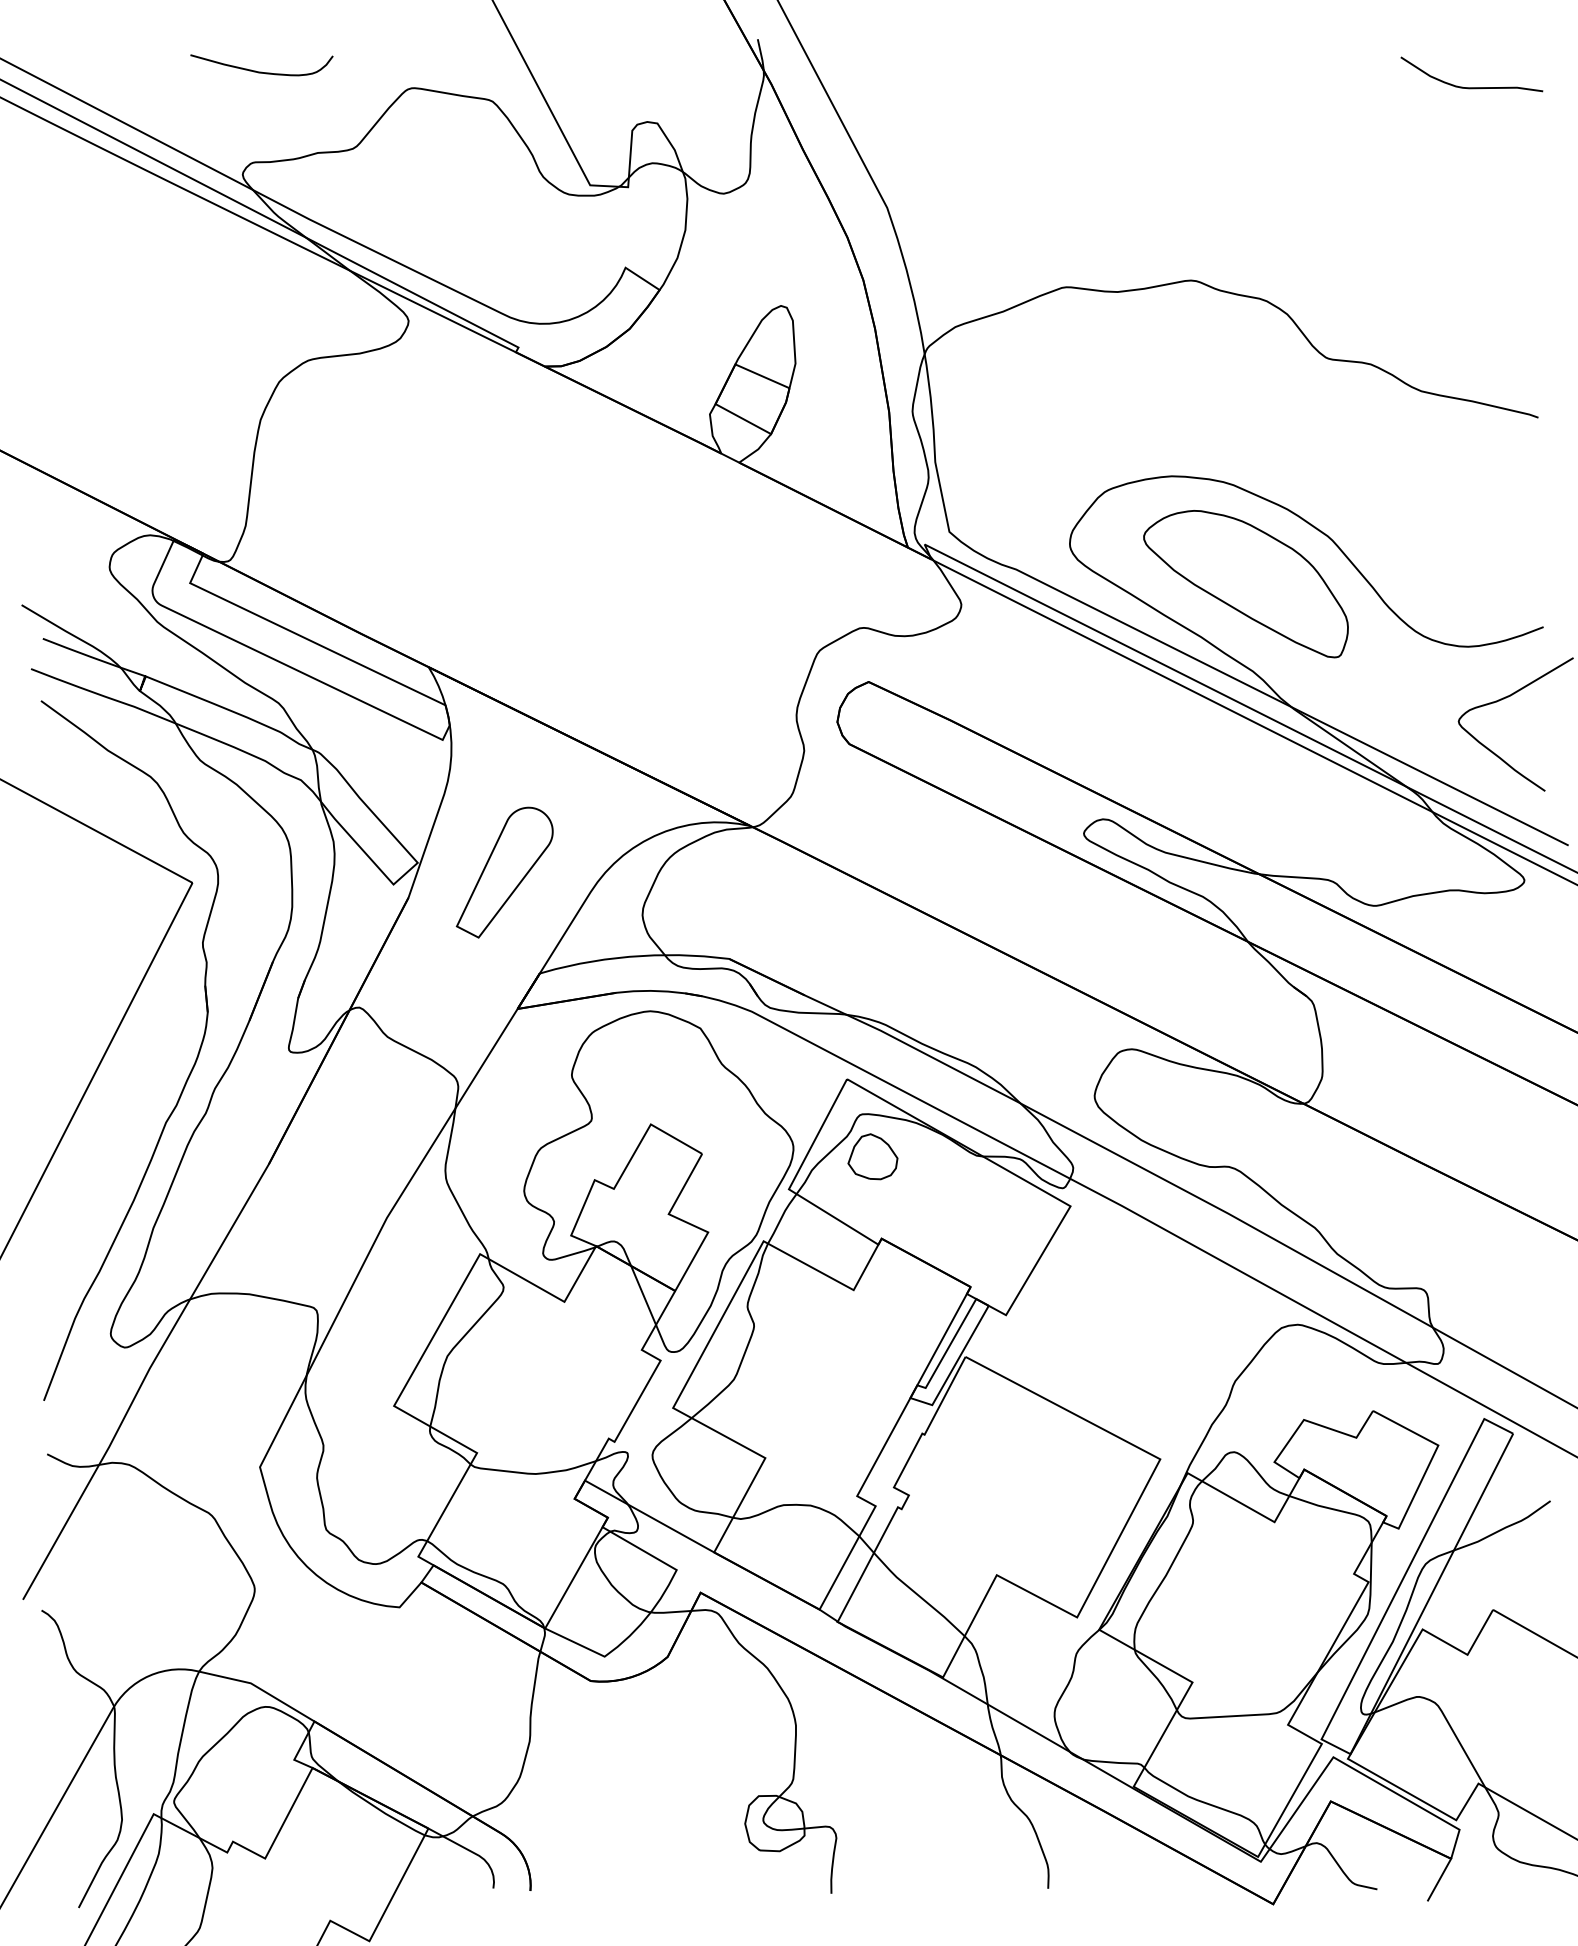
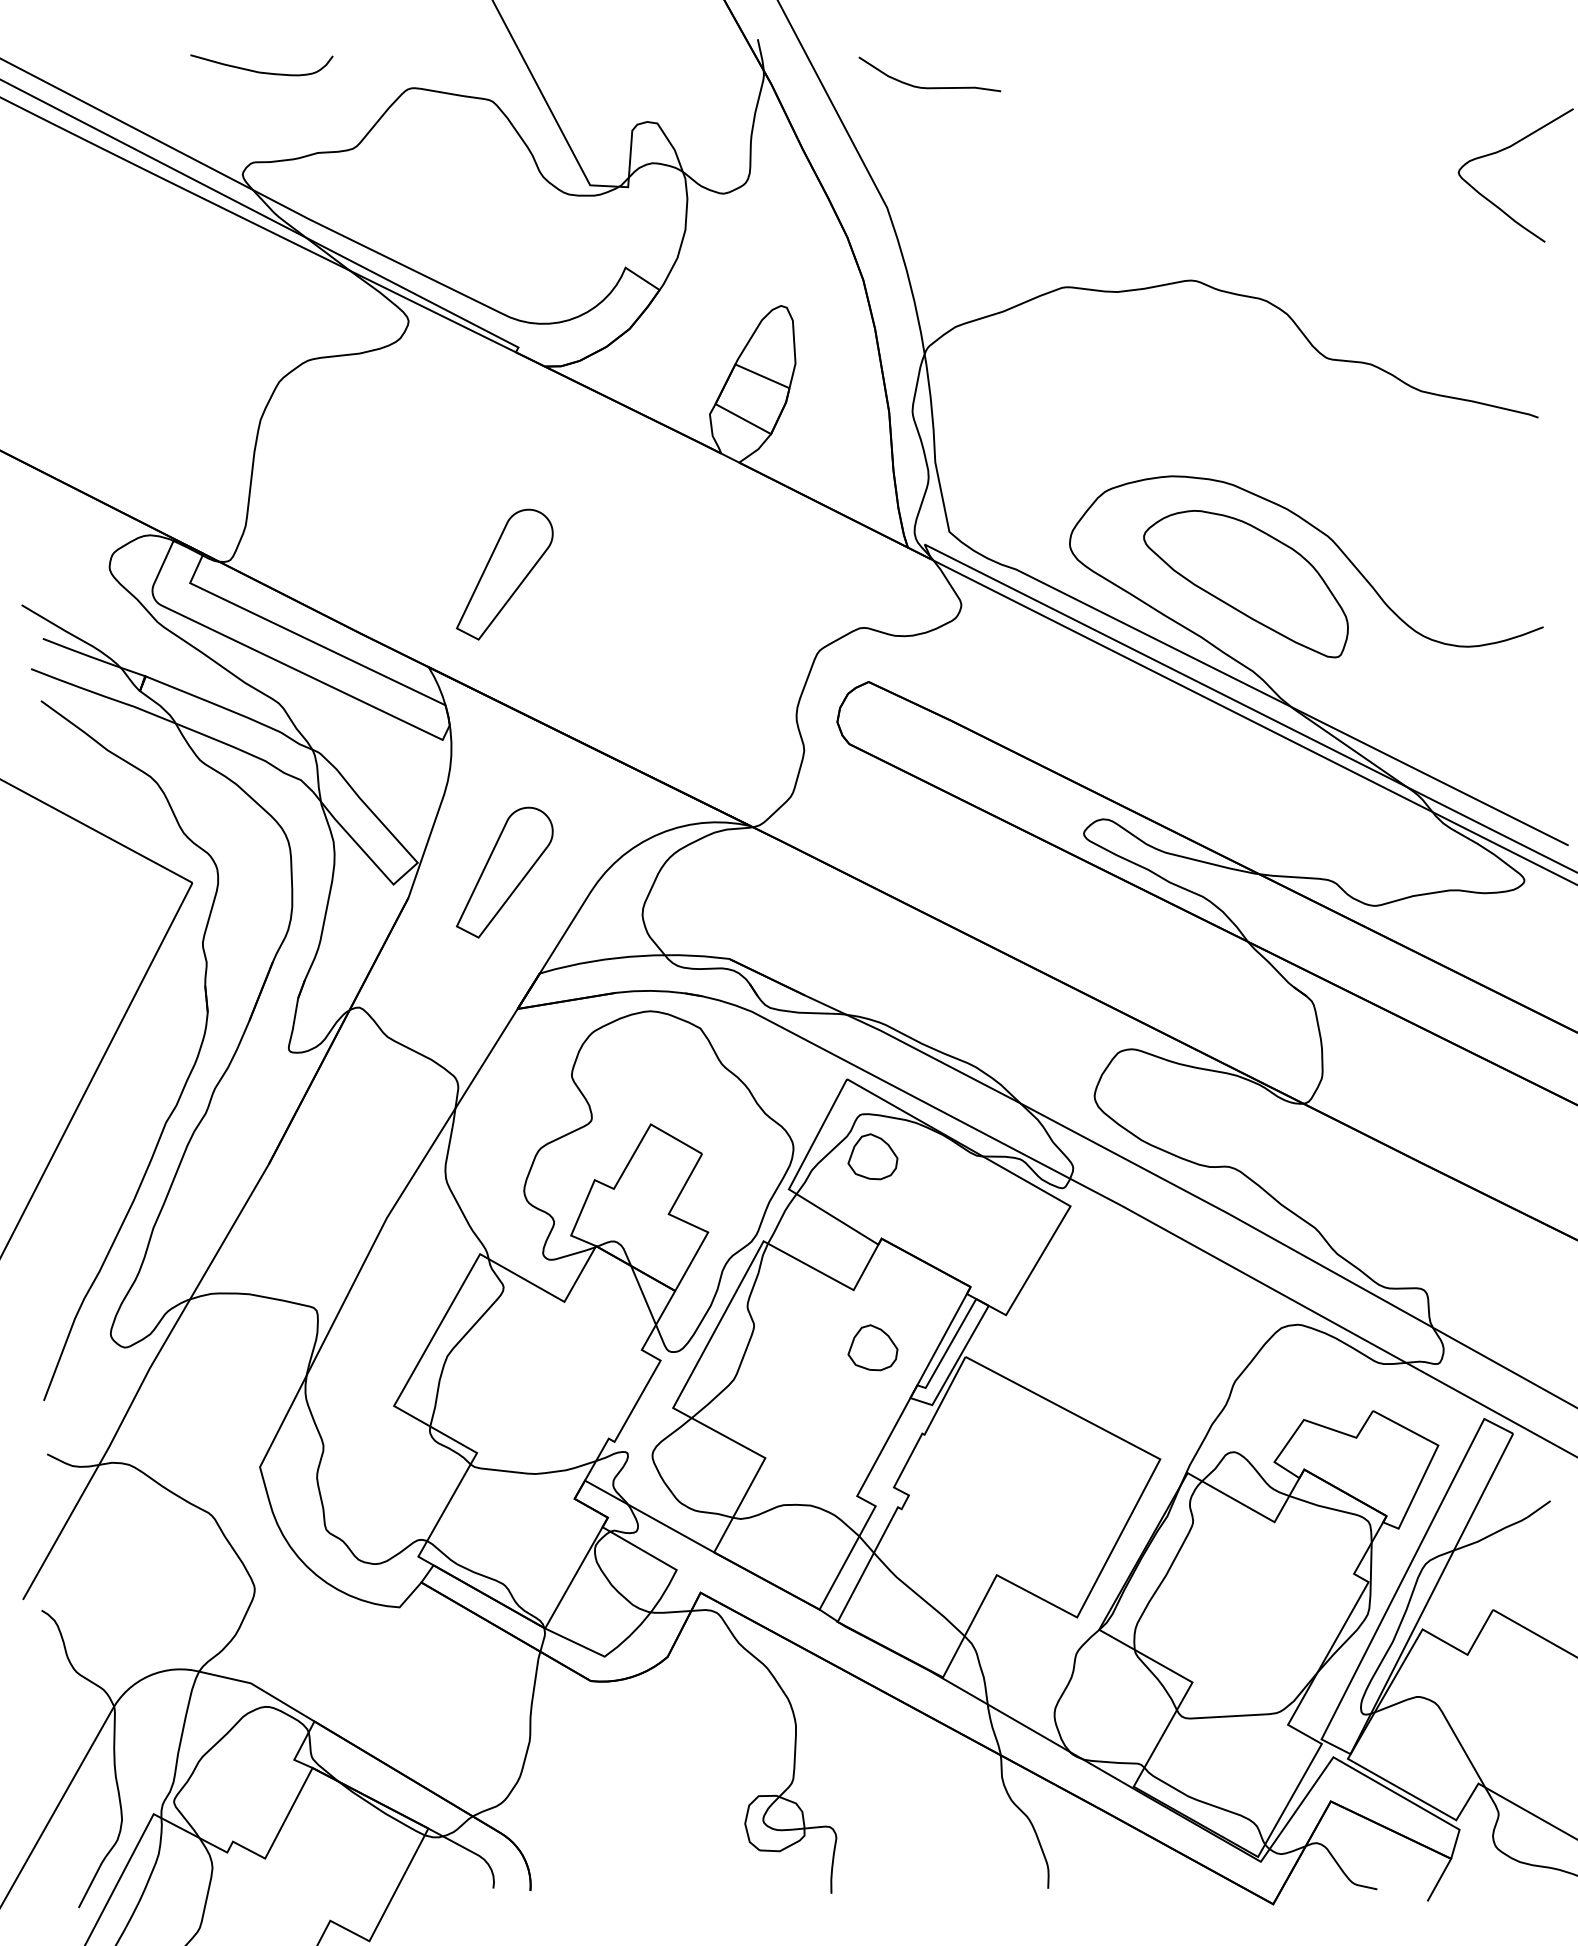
curve position: (1471, 87) -> (929, 87) (929, 87)
part: none -> present (504, 574)
curve position: (1504, 699) -> (1504, 150) (1504, 150)
part: none -> present (872, 1347)
